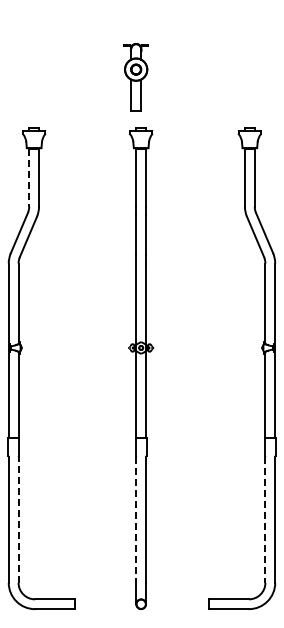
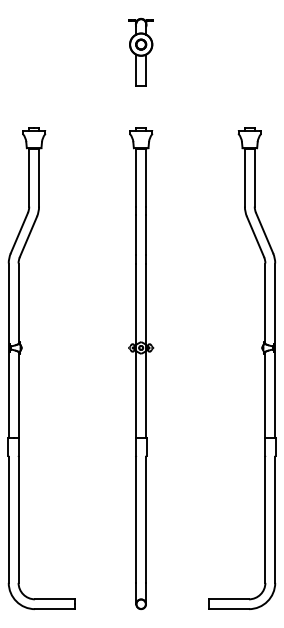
part position: (135, 77) -> (140, 52) (140, 52)
line: dashed -> solid (29, 177)
line: dashed -> solid (18, 519)
line: dashed -> solid (136, 520)
line: dashed -> solid (265, 520)
